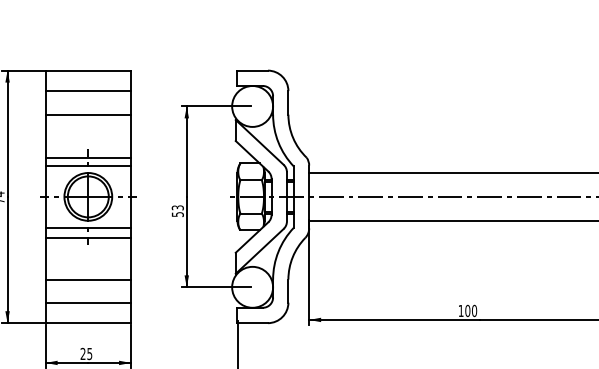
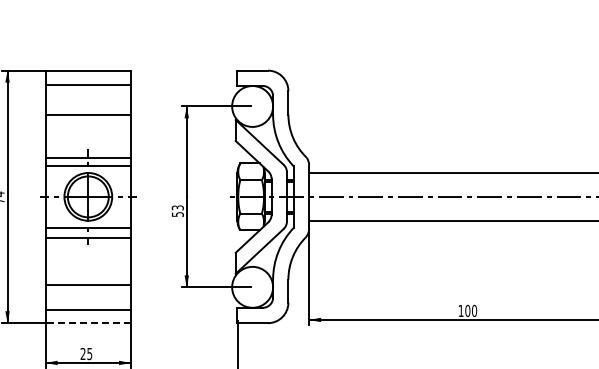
line position: (87, 91) -> (87, 85) (87, 85)
line position: (87, 279) -> (87, 284) (87, 284)
line position: (87, 302) -> (87, 309) (87, 309)
line: solid -> dashed (88, 323)
